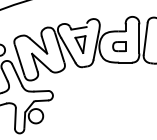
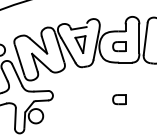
part: none -> present (119, 99)
